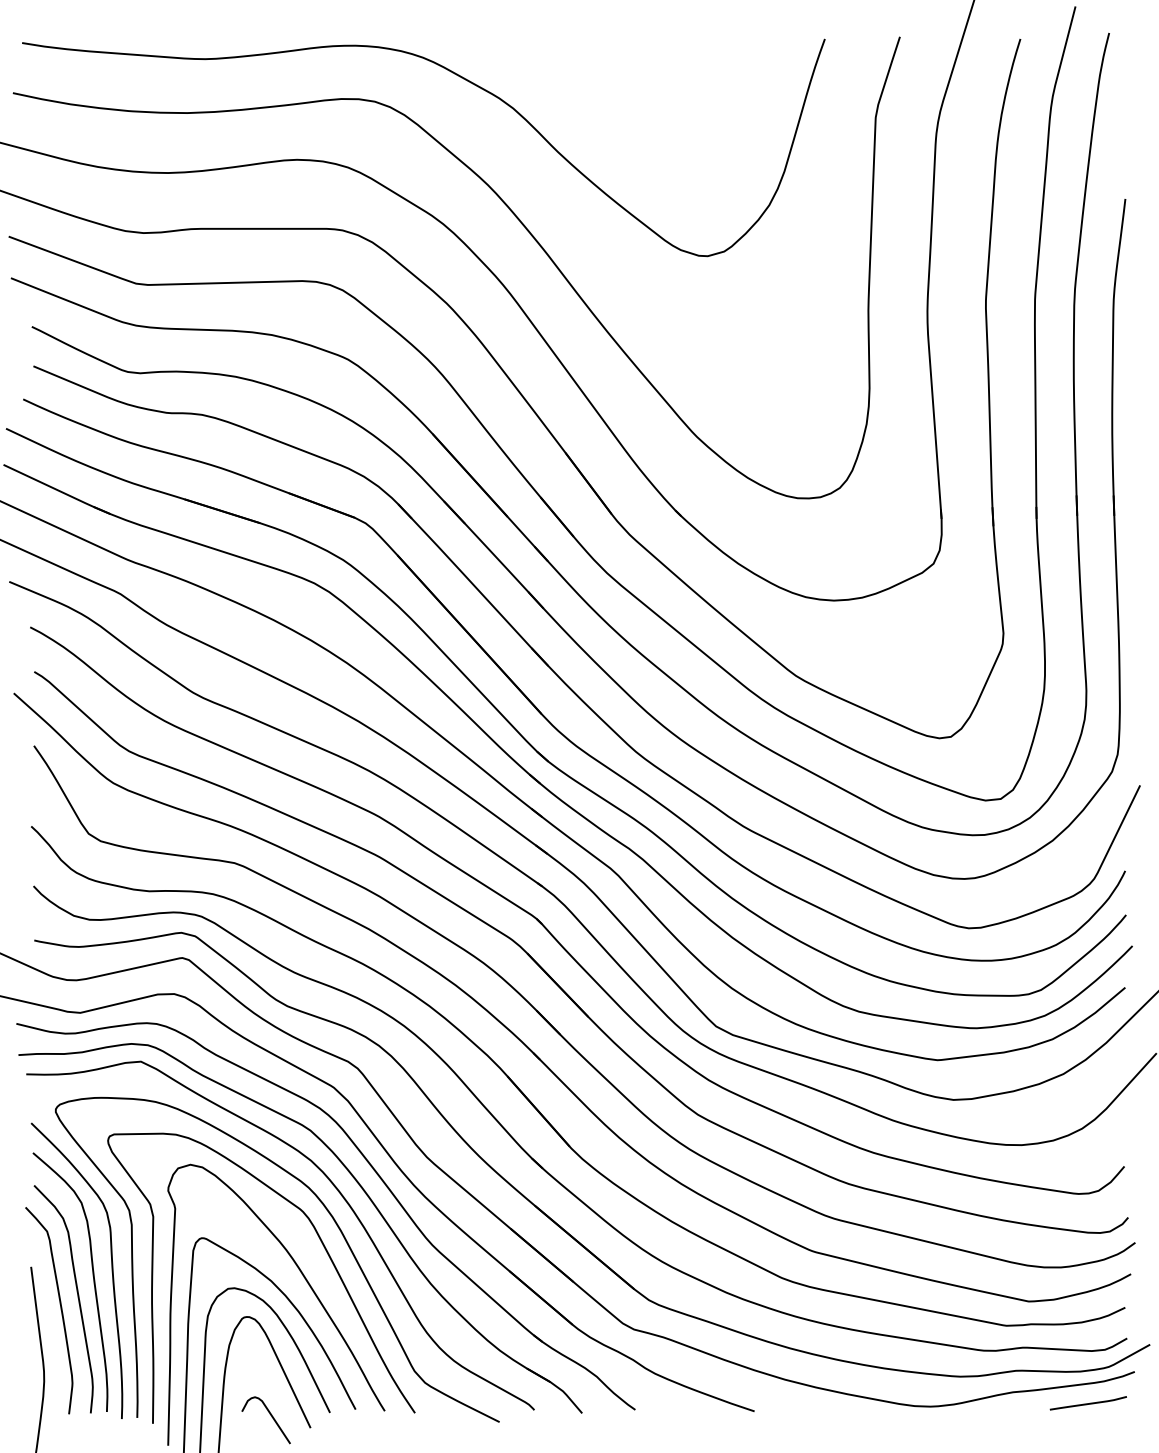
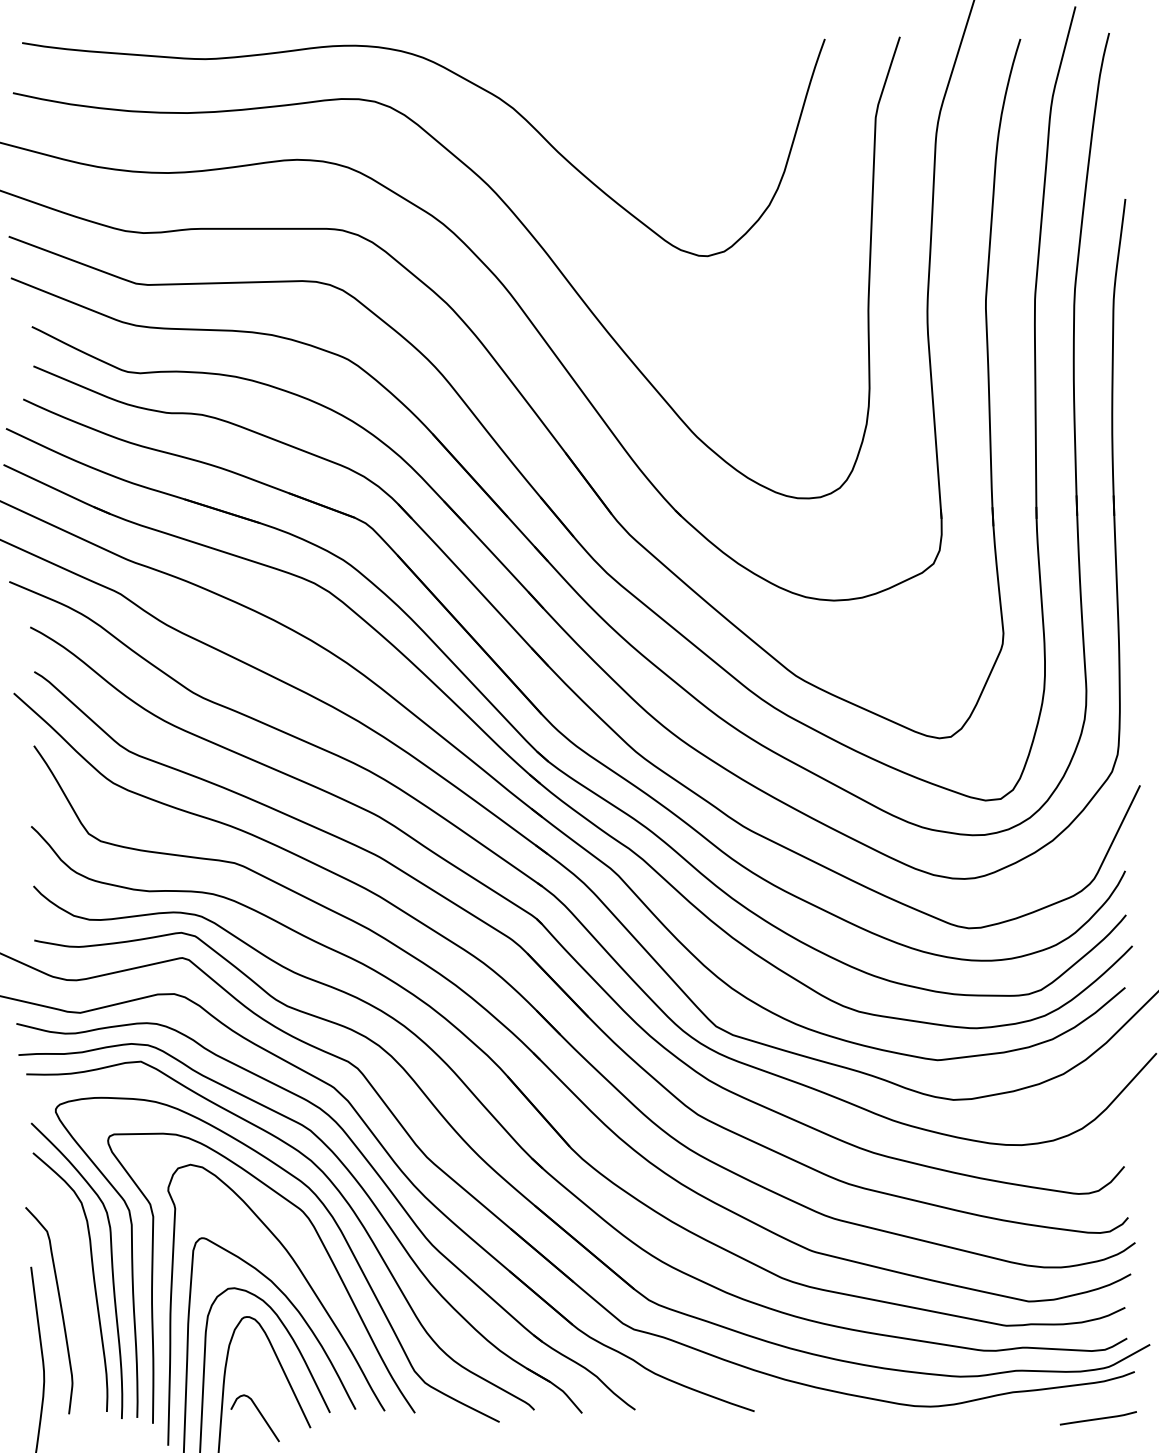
curve: present -> none (77, 1298)
curve position: (1087, 1403) -> (1097, 1418) (1097, 1418)
curve position: (271, 1417) -> (260, 1415) (260, 1415)
